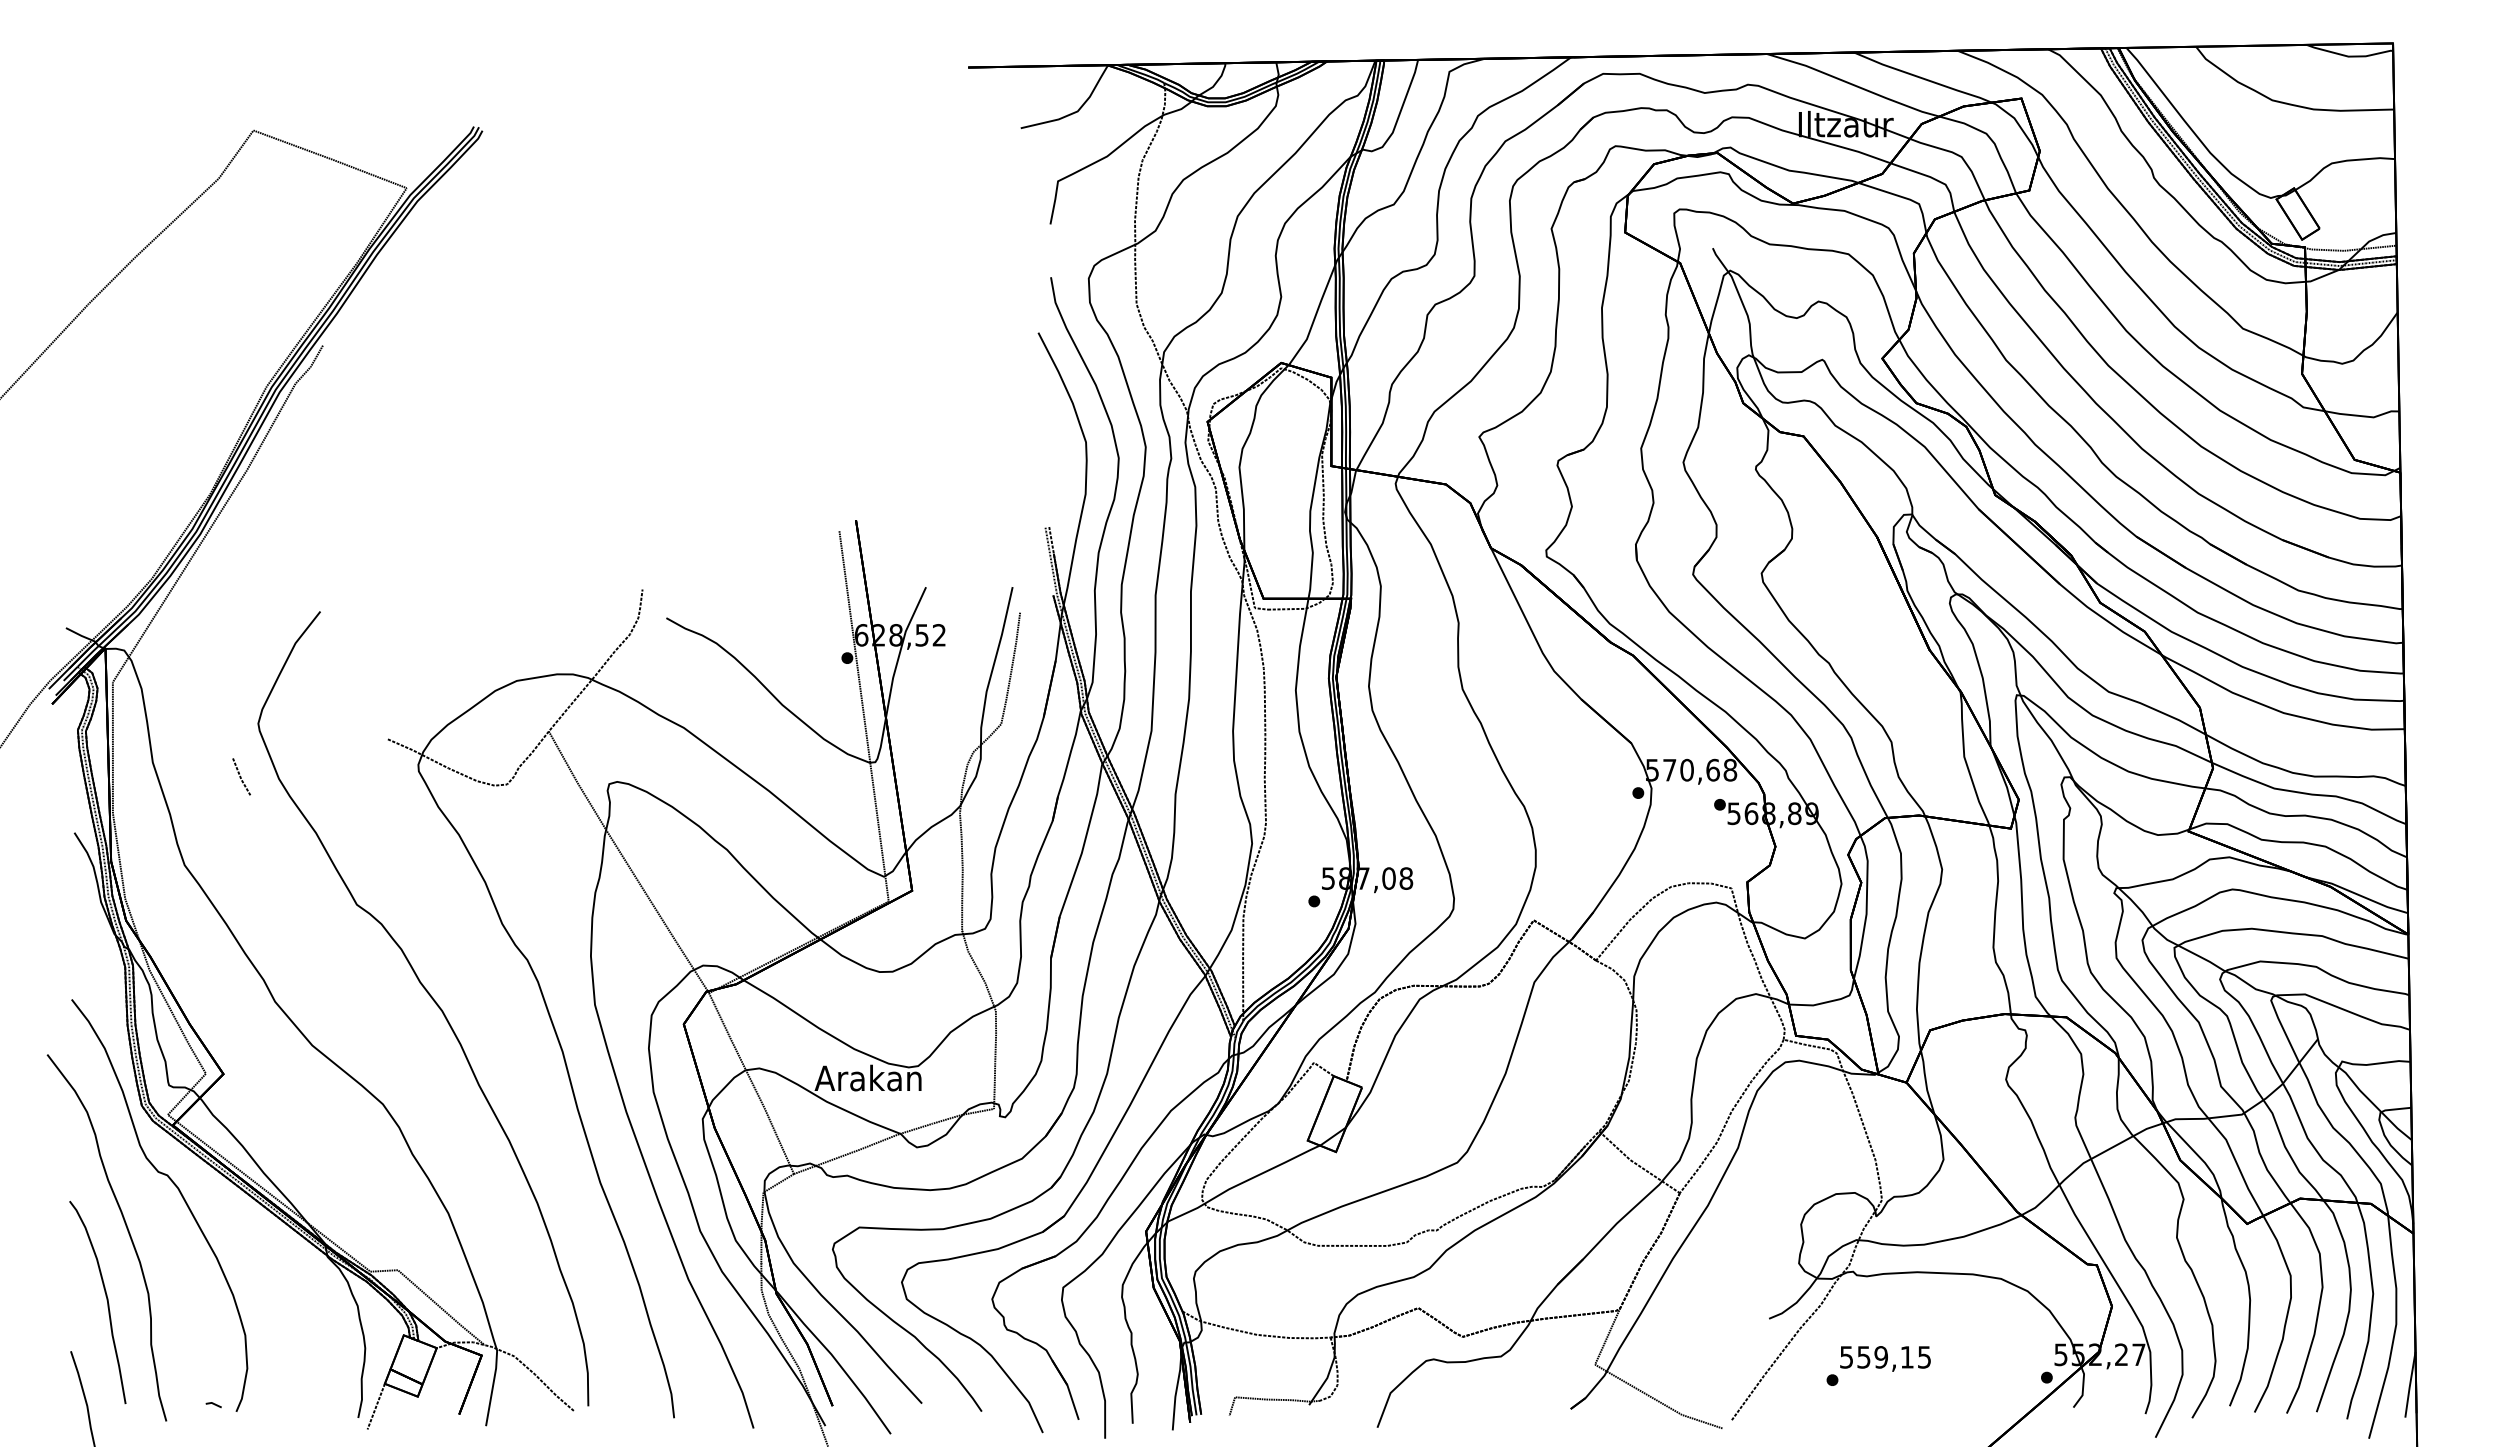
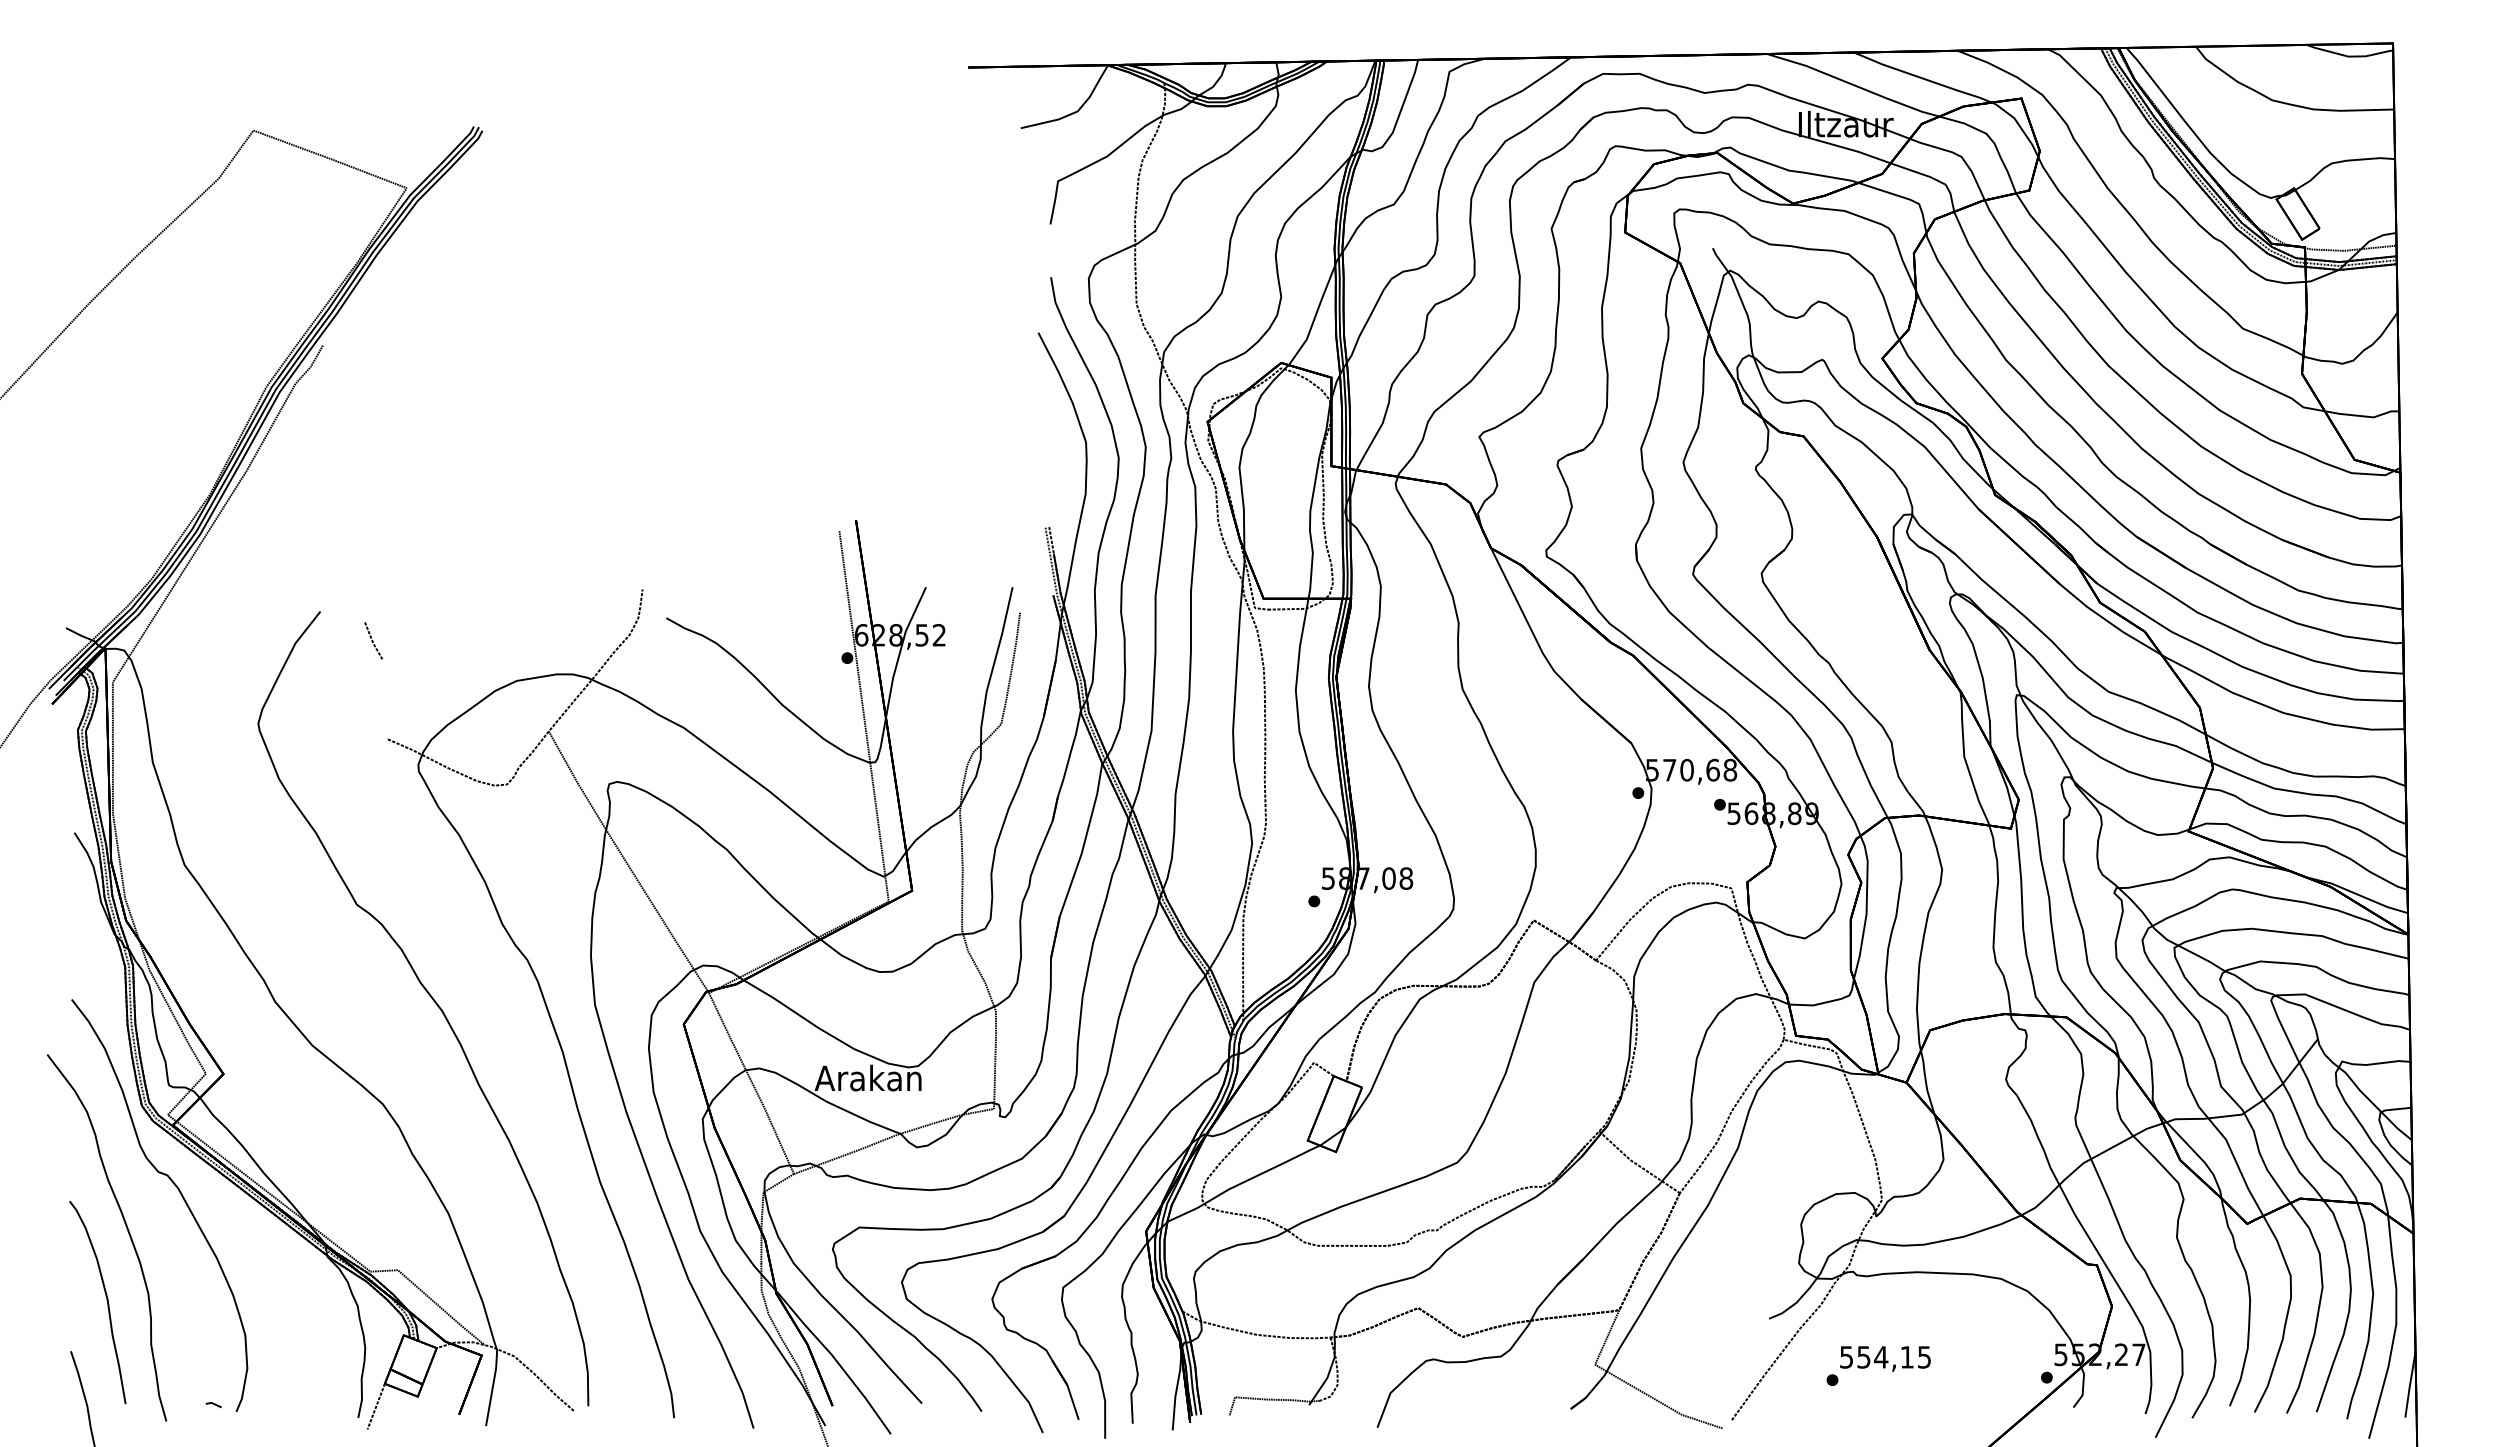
line position: (241, 776) -> (373, 640) (373, 640)
text: 559,15 -> 554,15 (1881, 1357)
